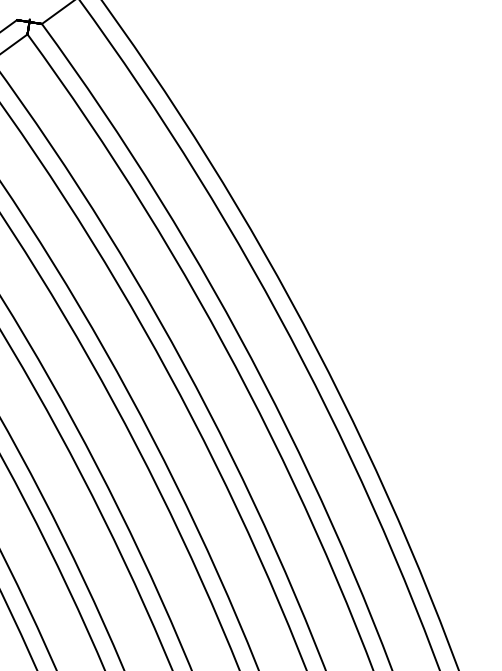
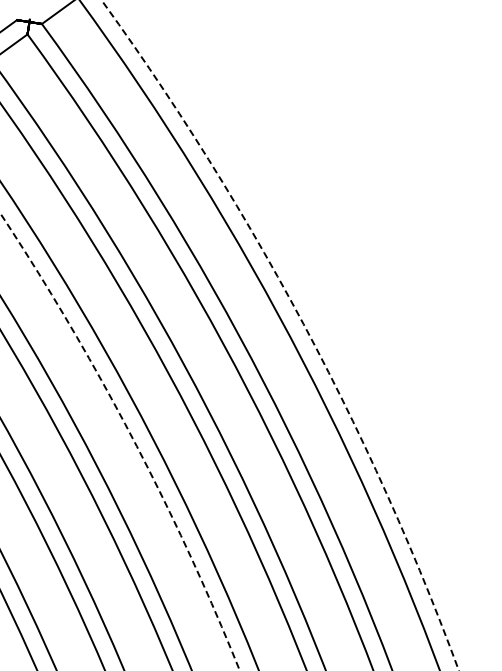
arc: solid -> dashed (303, 323)
arc: solid -> dashed (131, 435)
